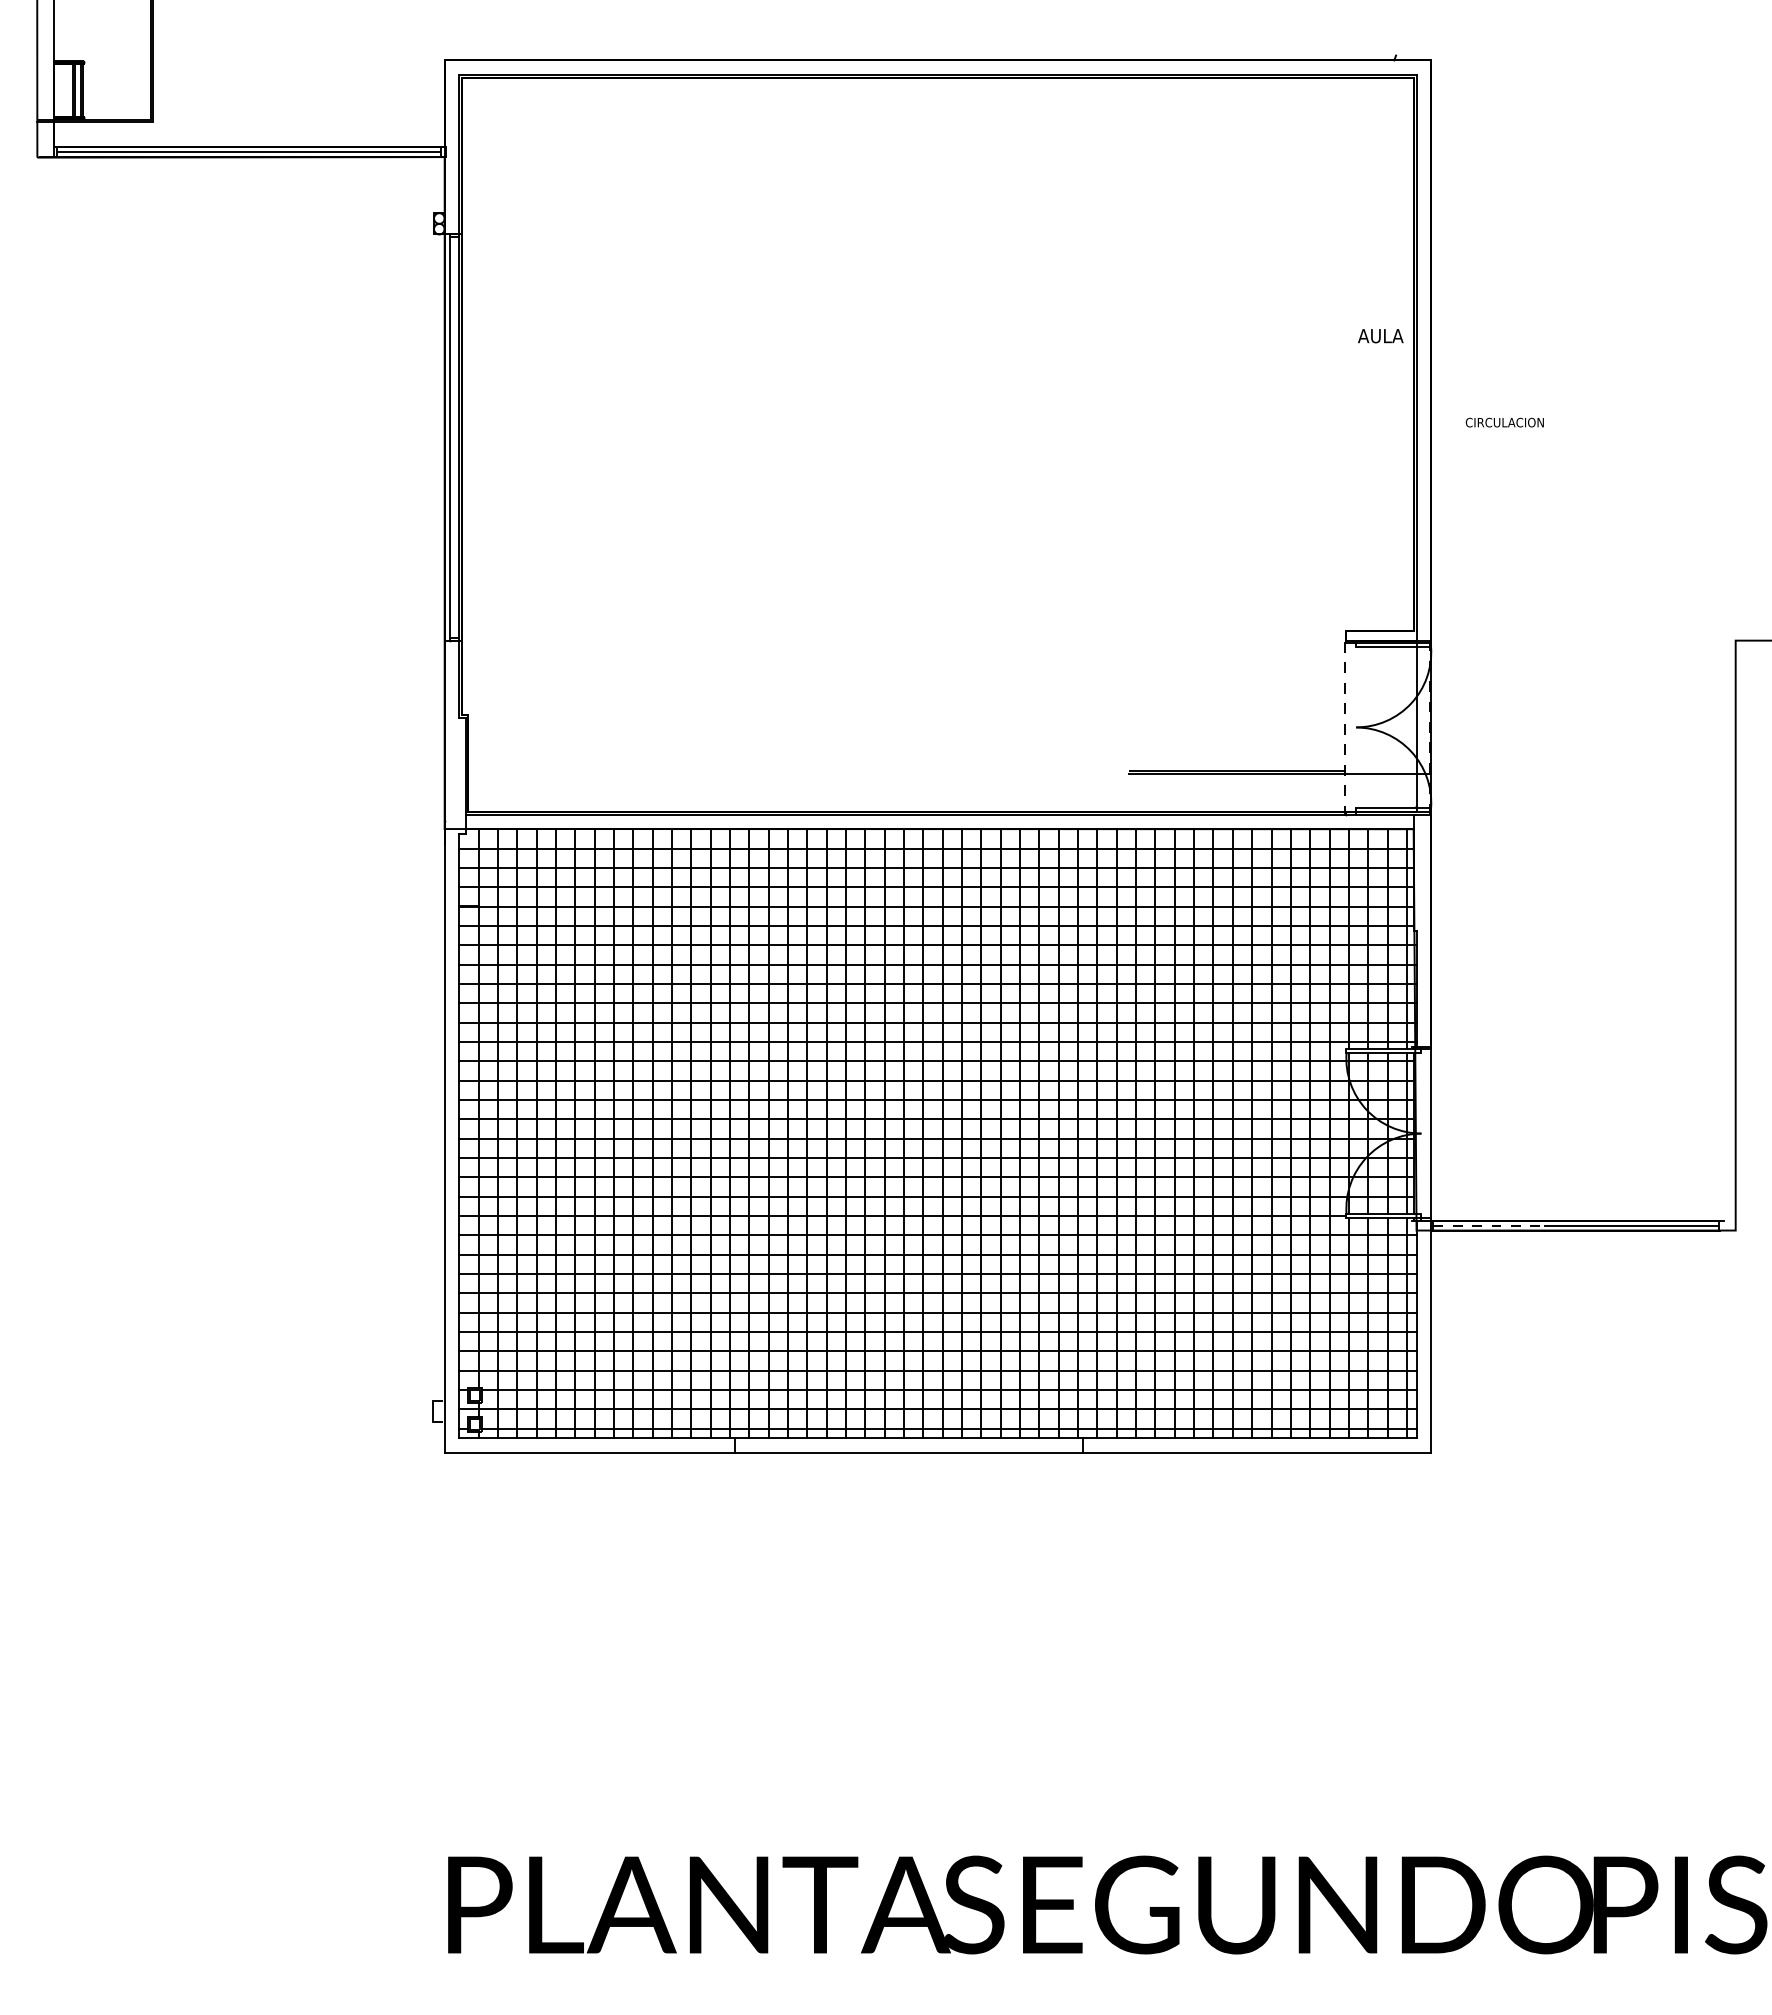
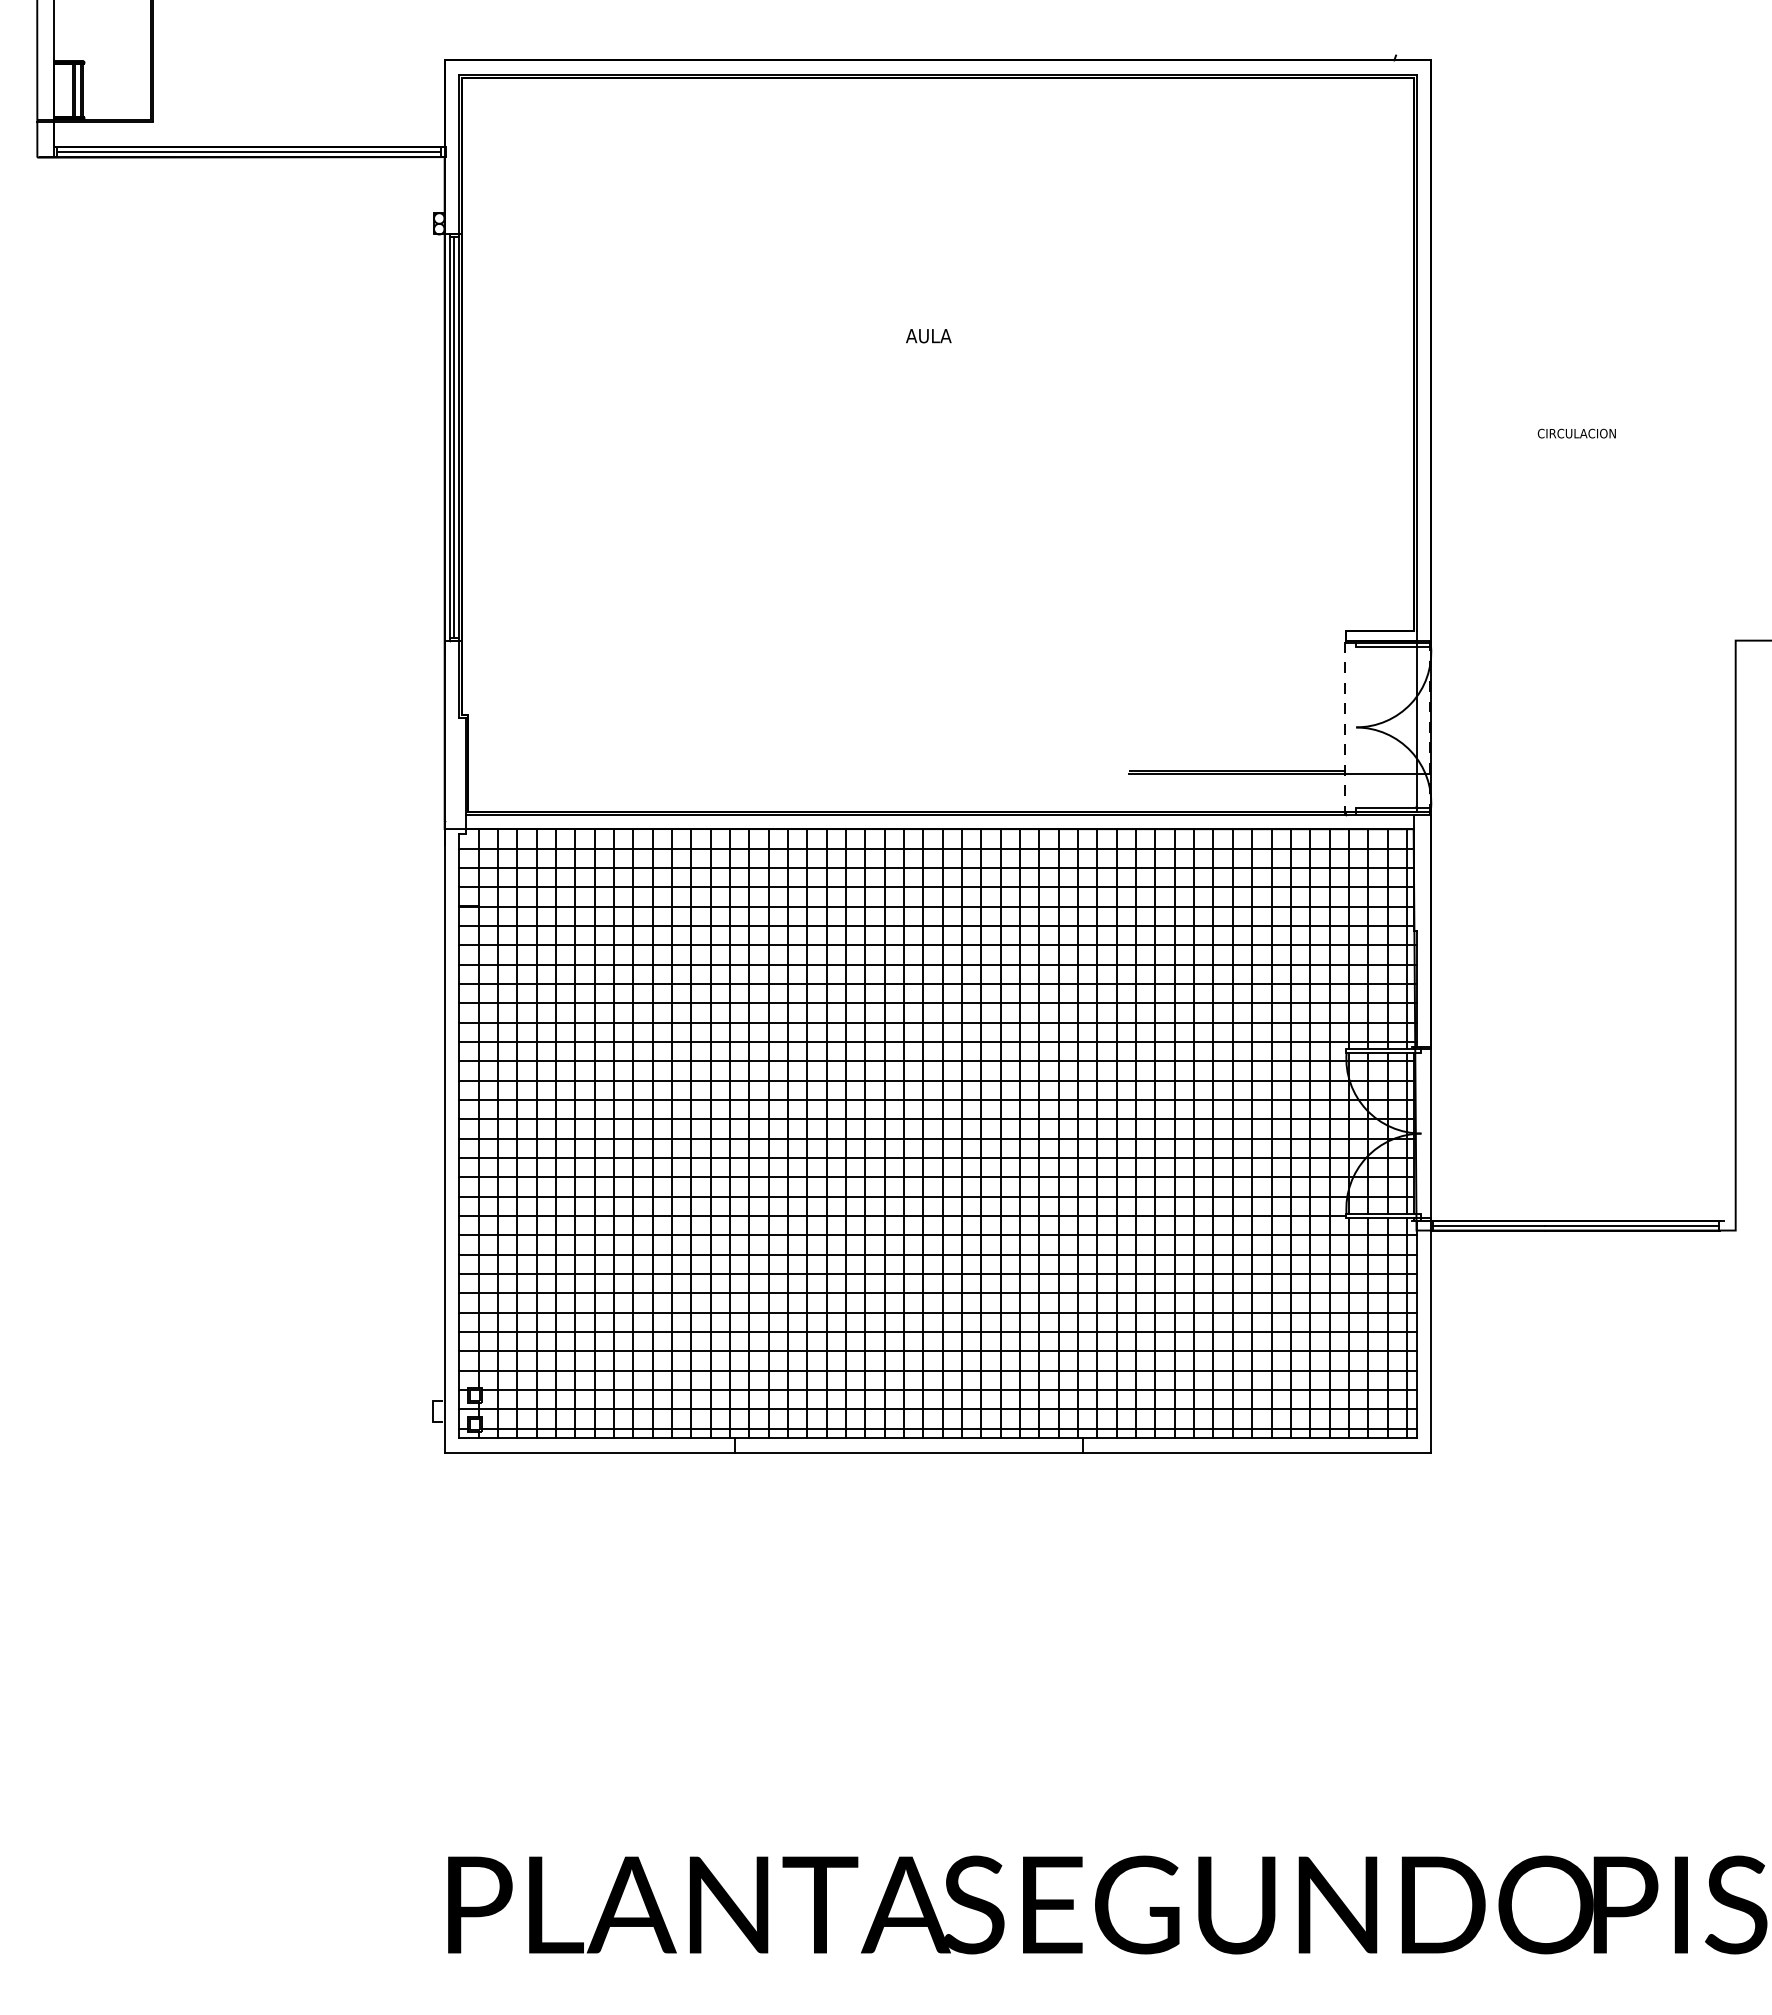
text position: (1380, 336) -> (928, 336) (928, 336)
text position: (1504, 422) -> (1576, 433) (1576, 433)
line: none -> present (454, 437)
line: dashed -> solid (1489, 1225)
